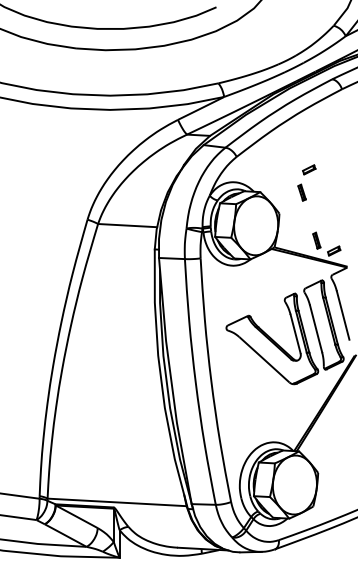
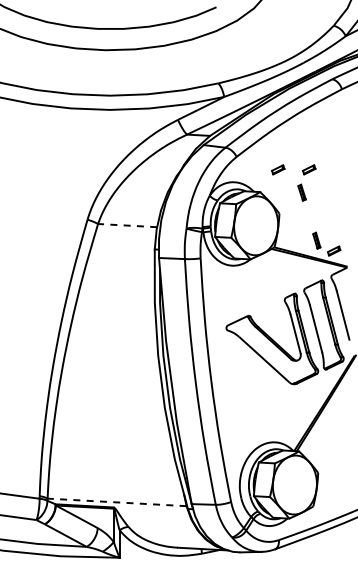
part: none -> present (278, 169)
line: solid -> dashed (127, 225)
line: solid -> dashed (117, 502)
